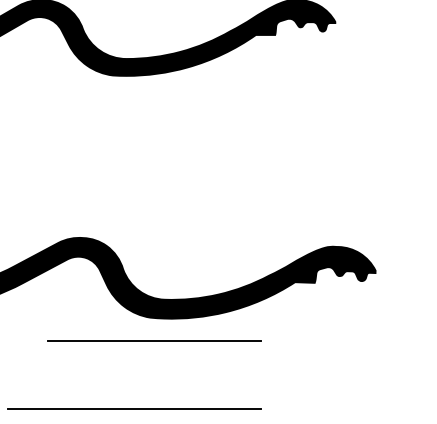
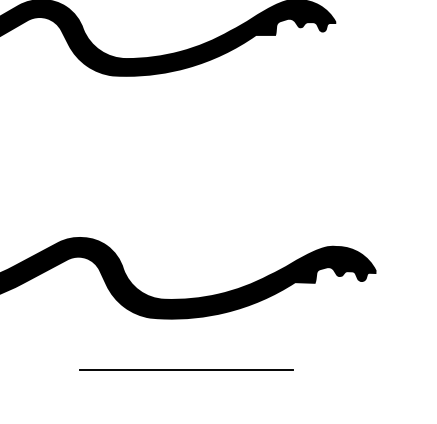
line position: (154, 340) -> (186, 369) (186, 369)
line: present -> none (134, 409)
